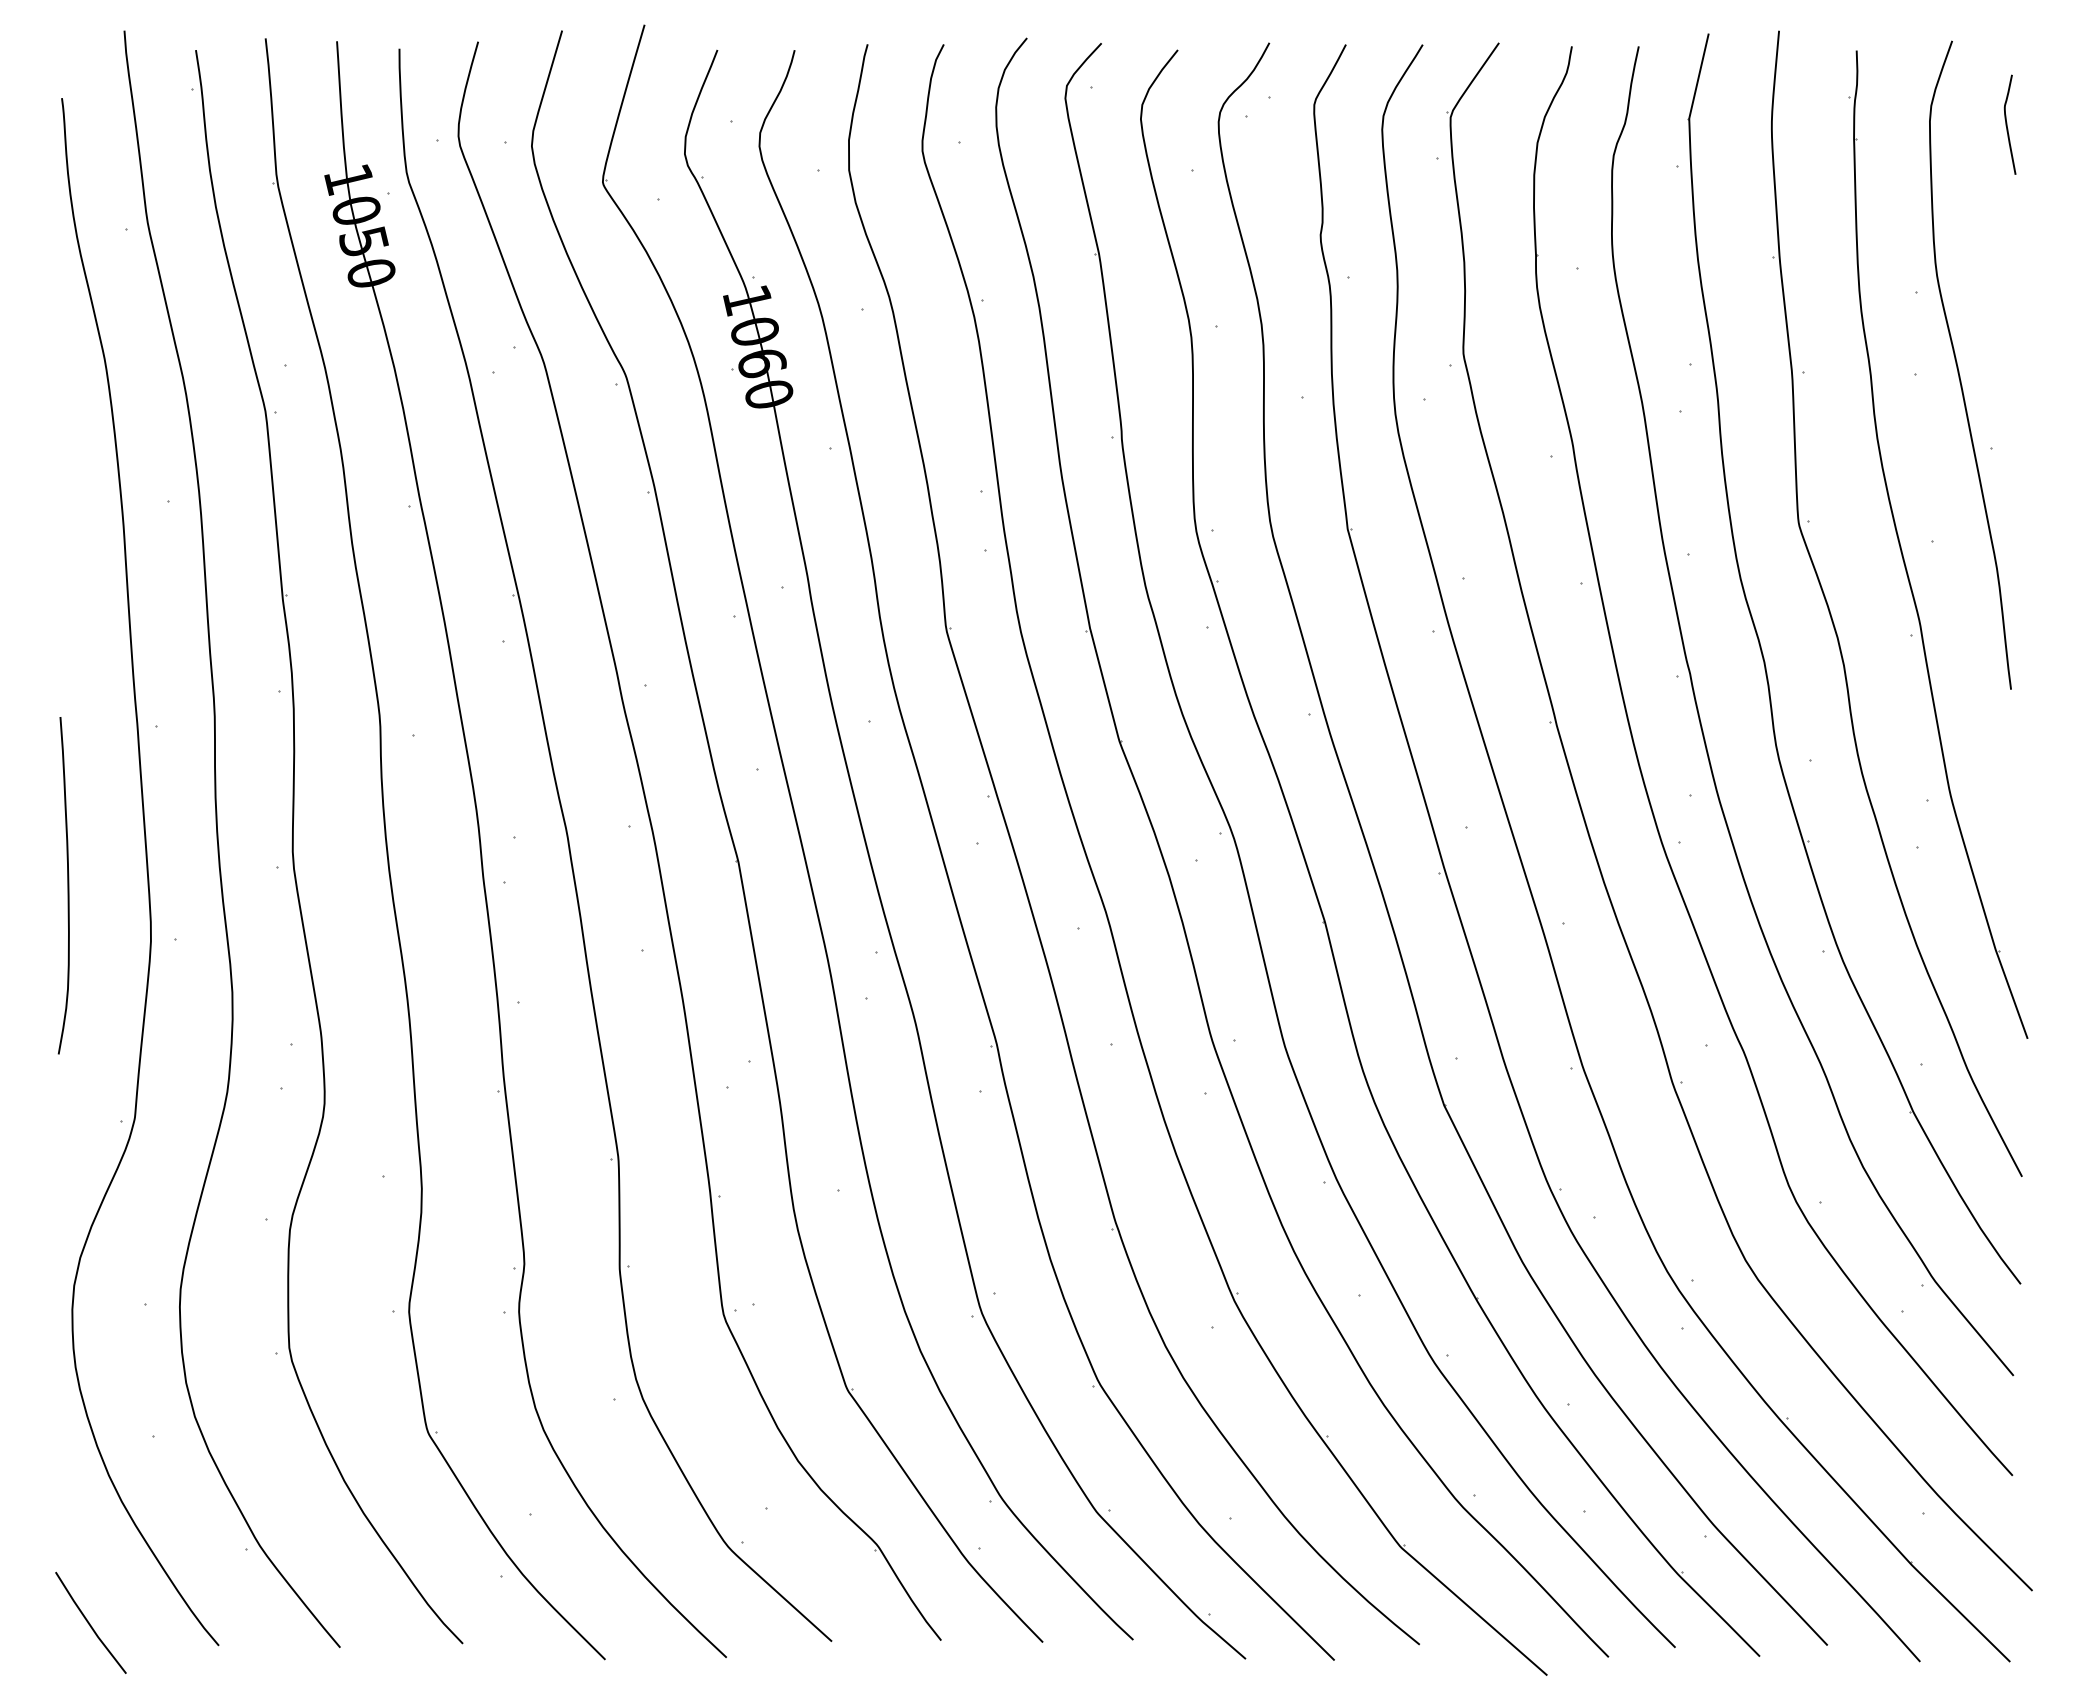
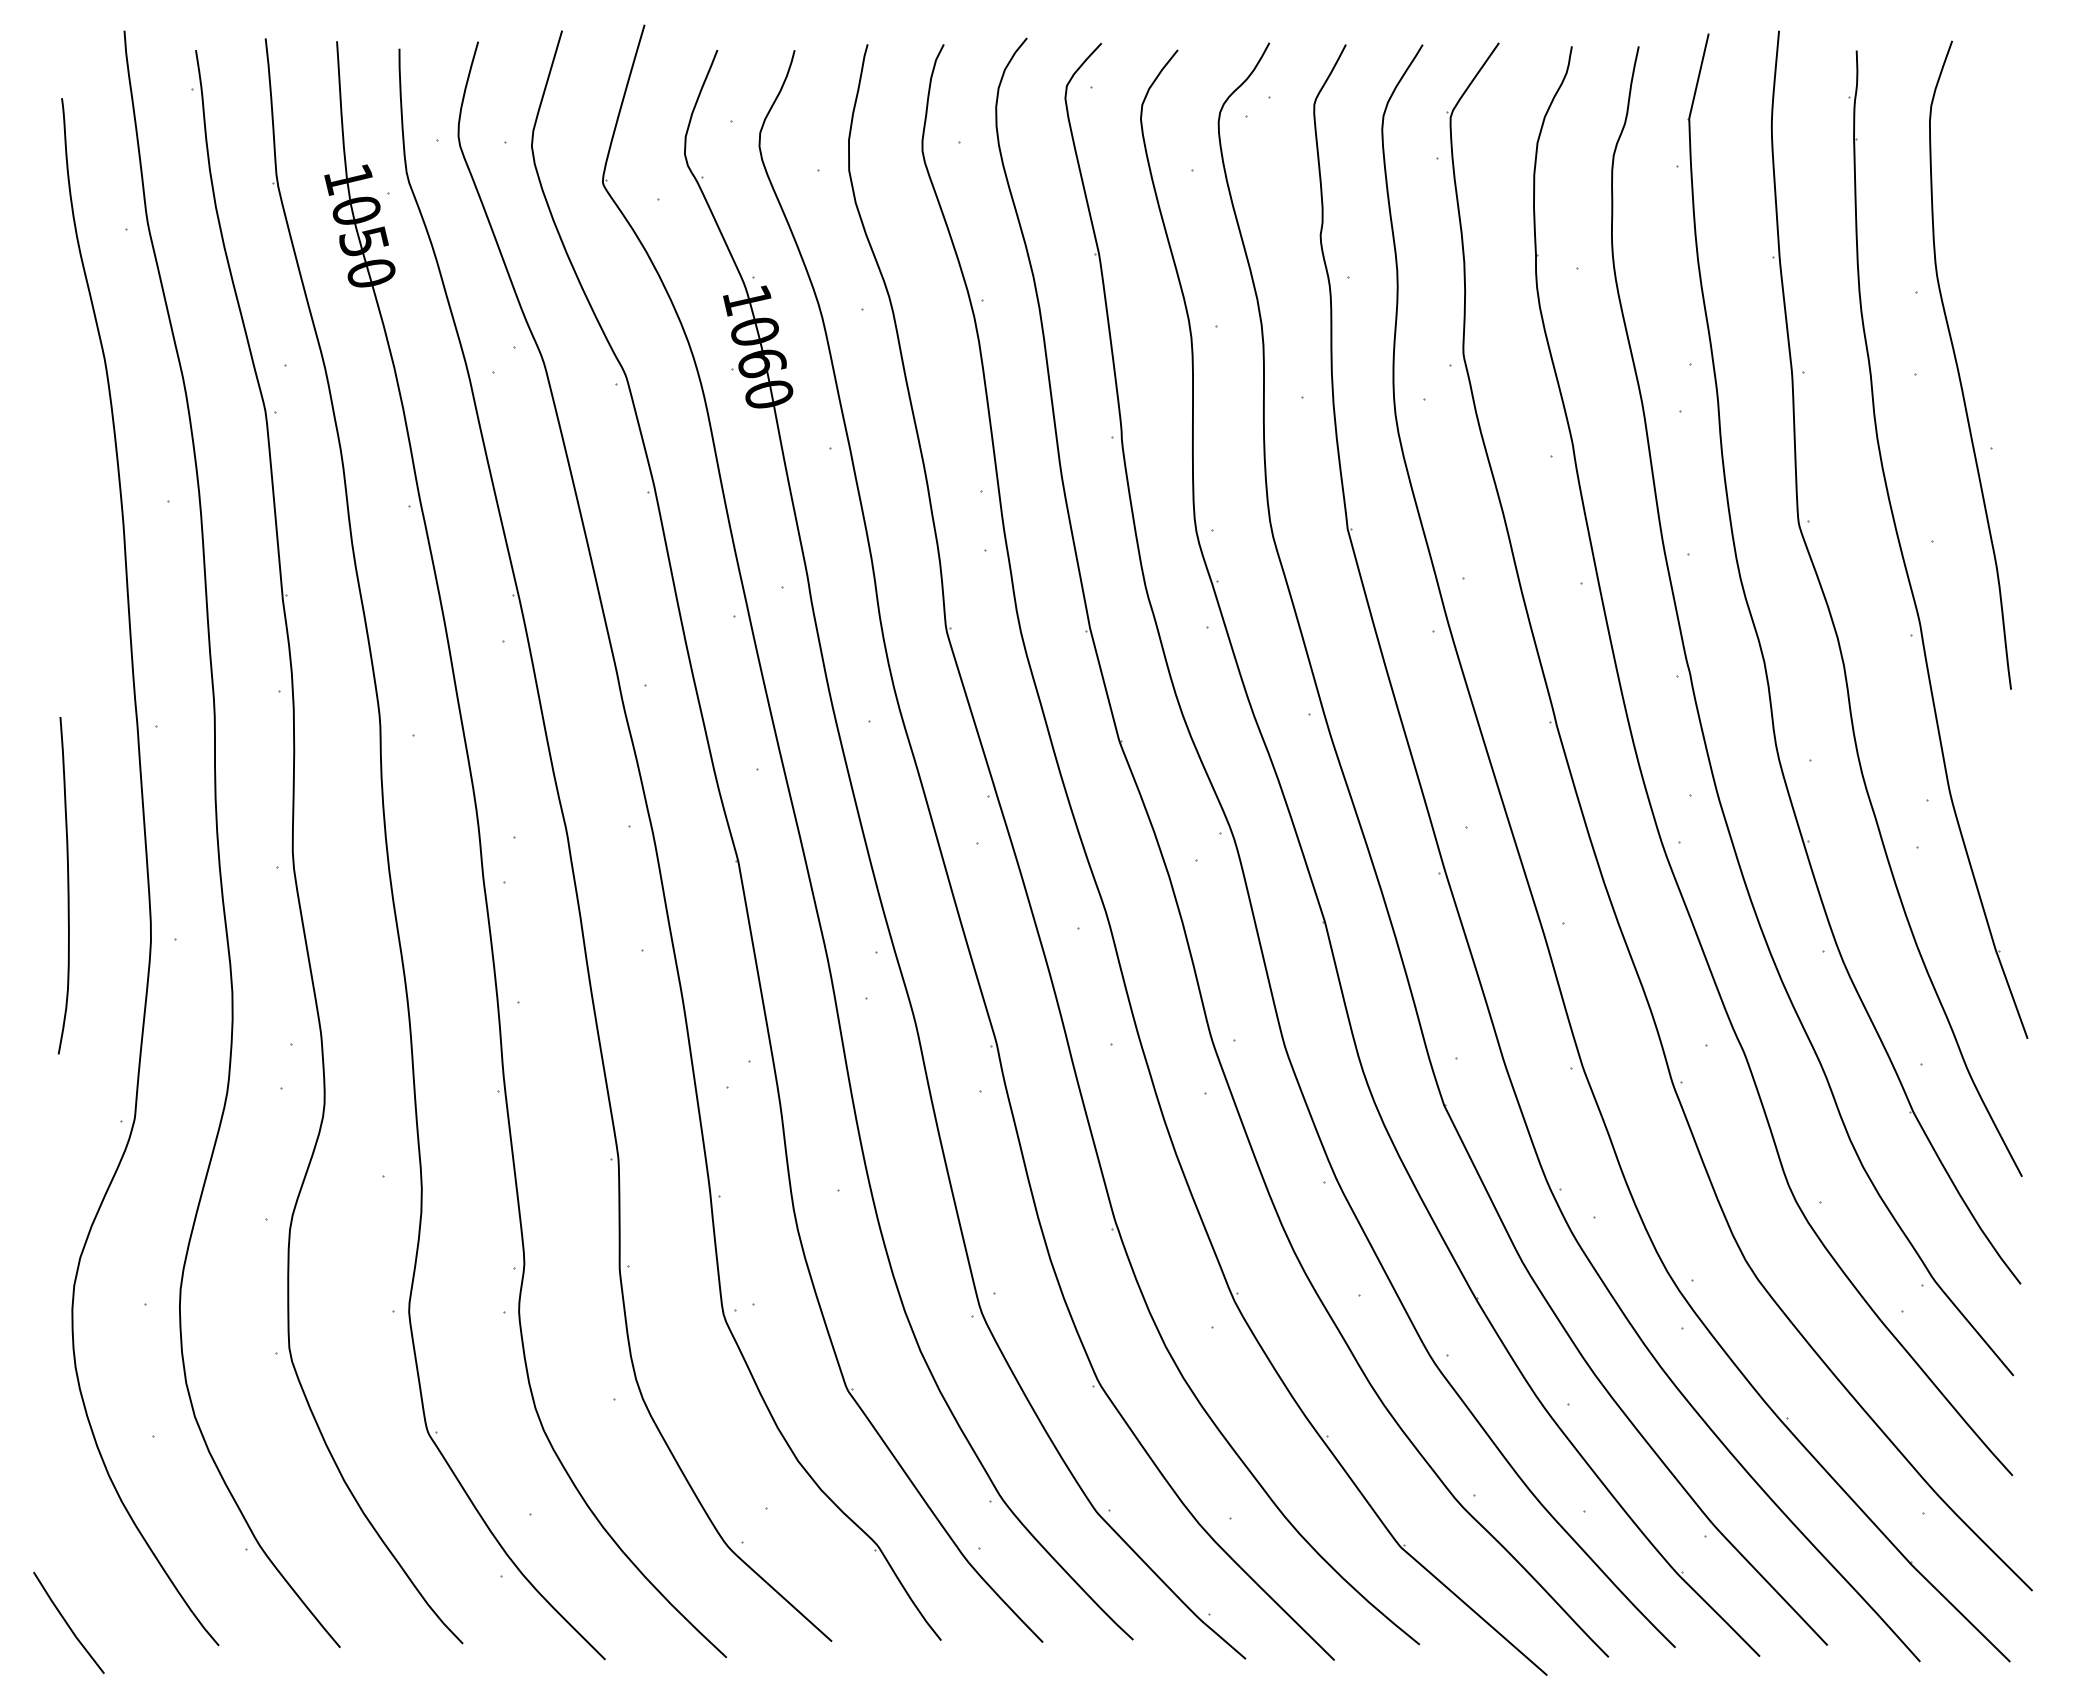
curve: present -> none (2007, 124)
line position: (89, 1622) -> (67, 1622) (67, 1622)
